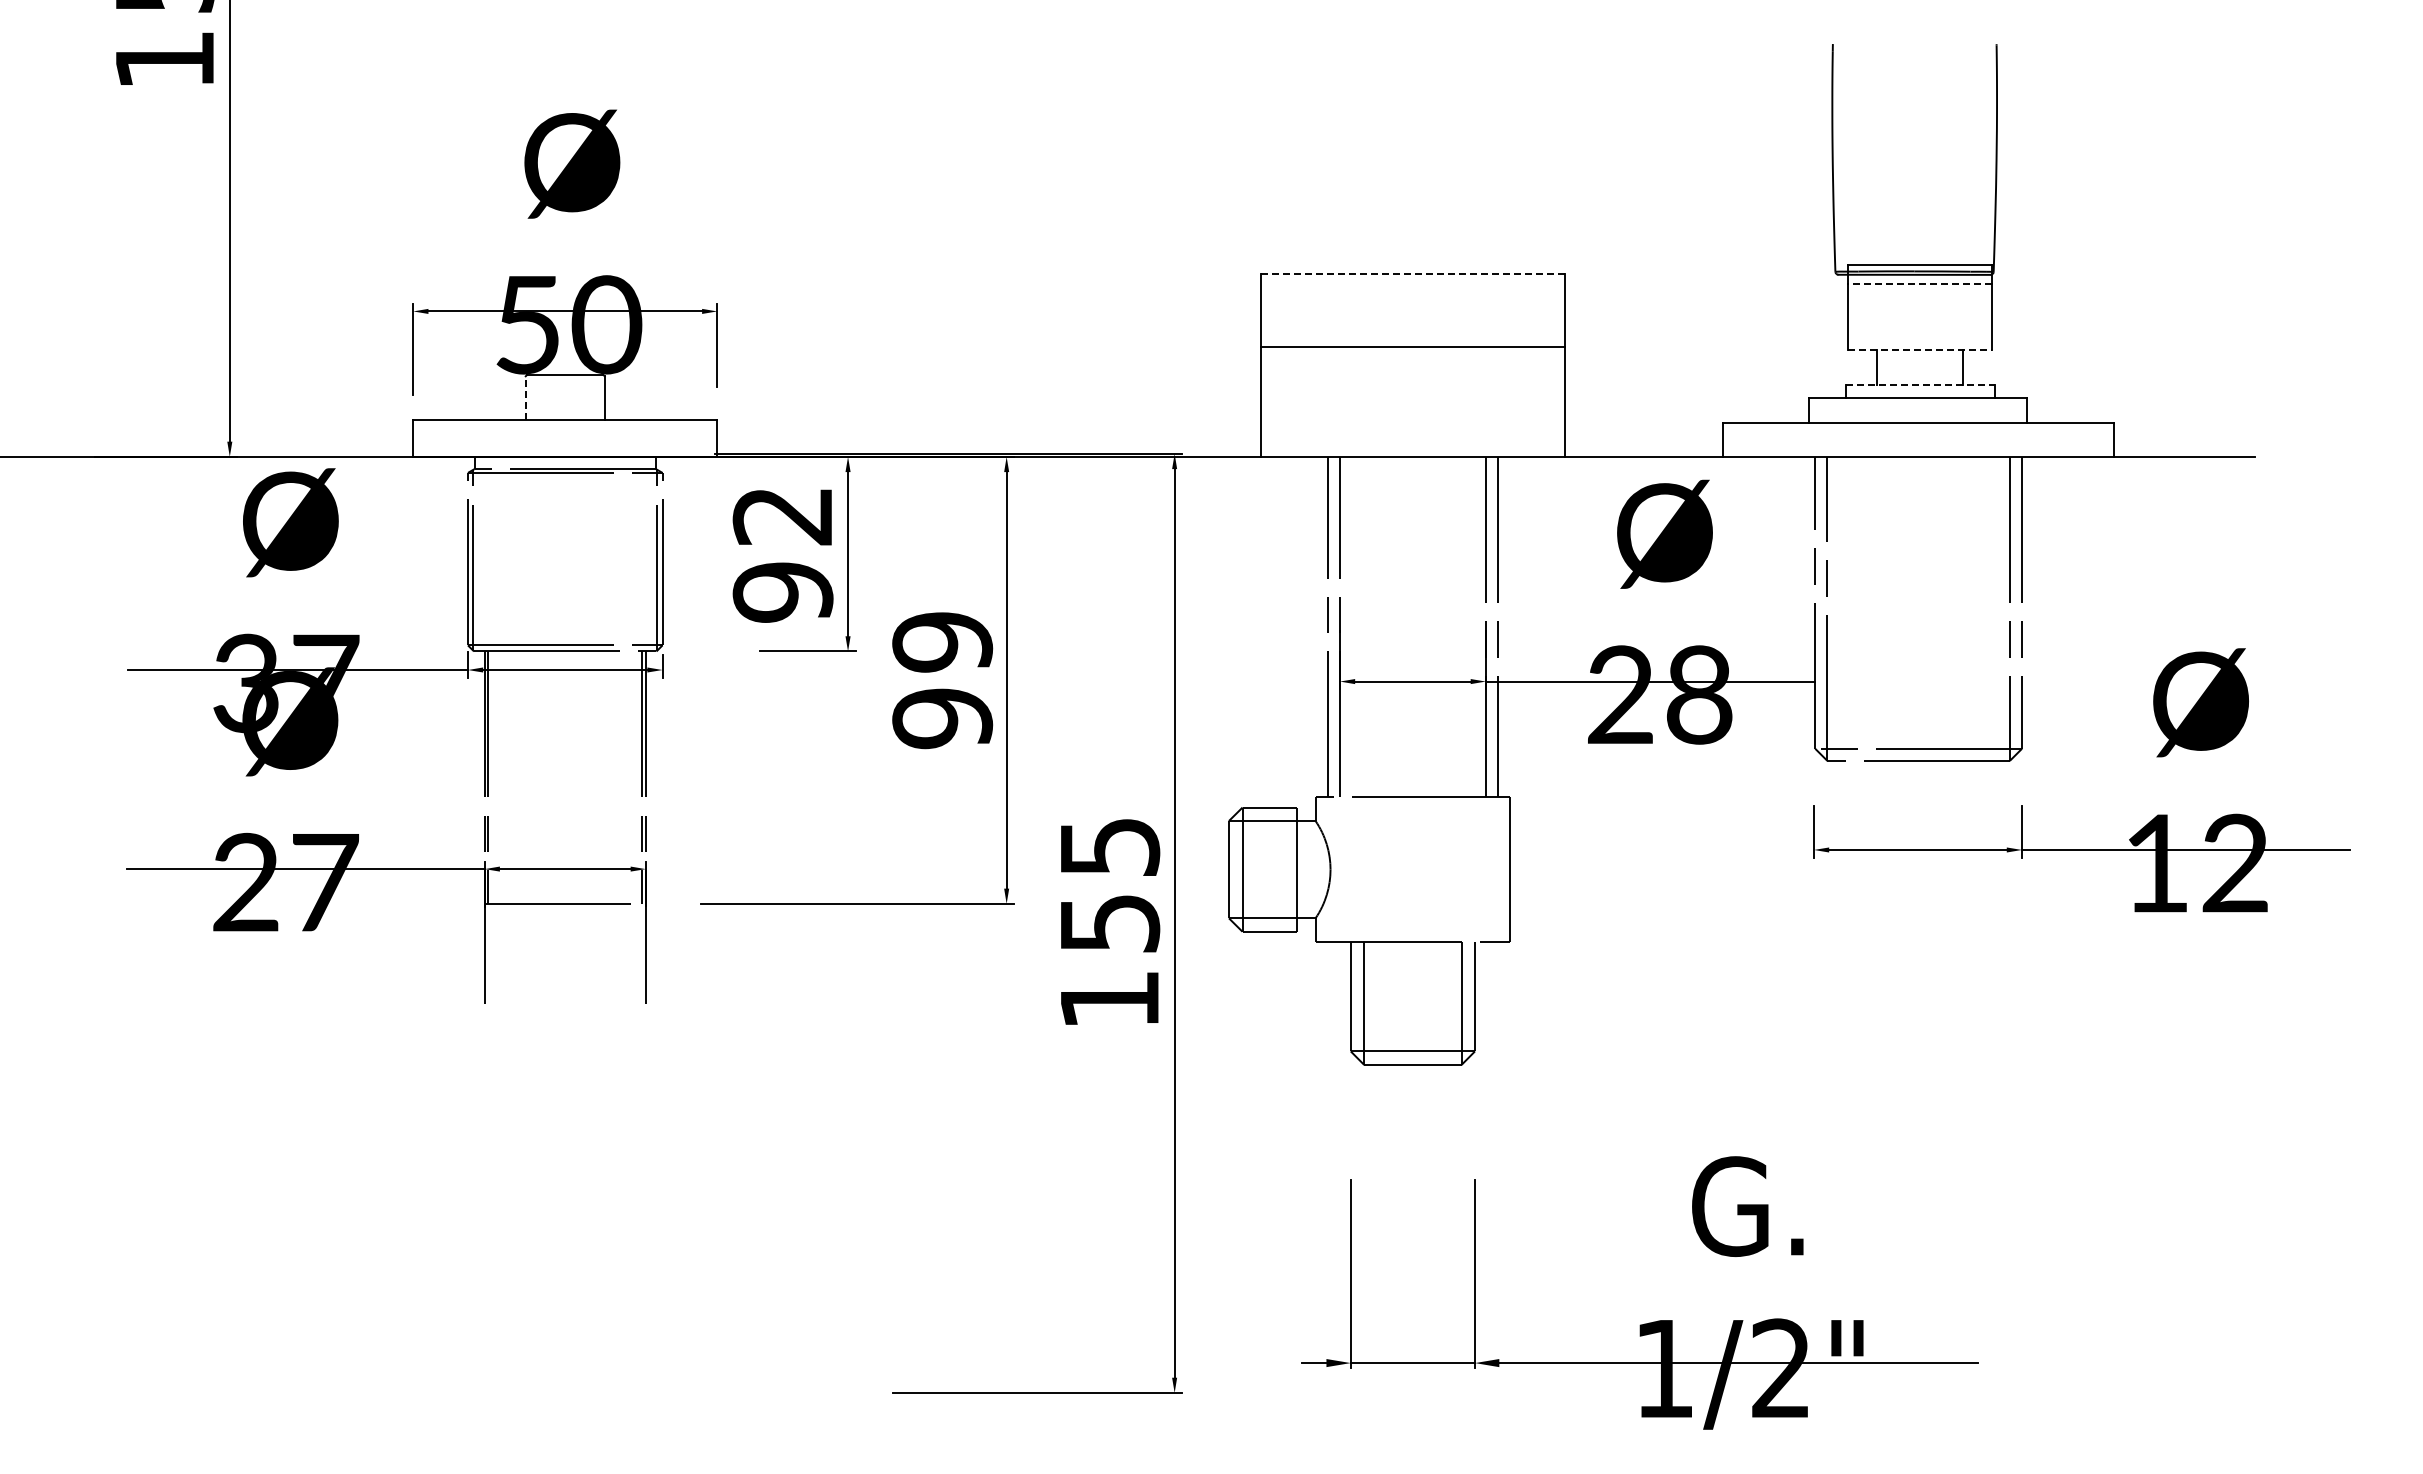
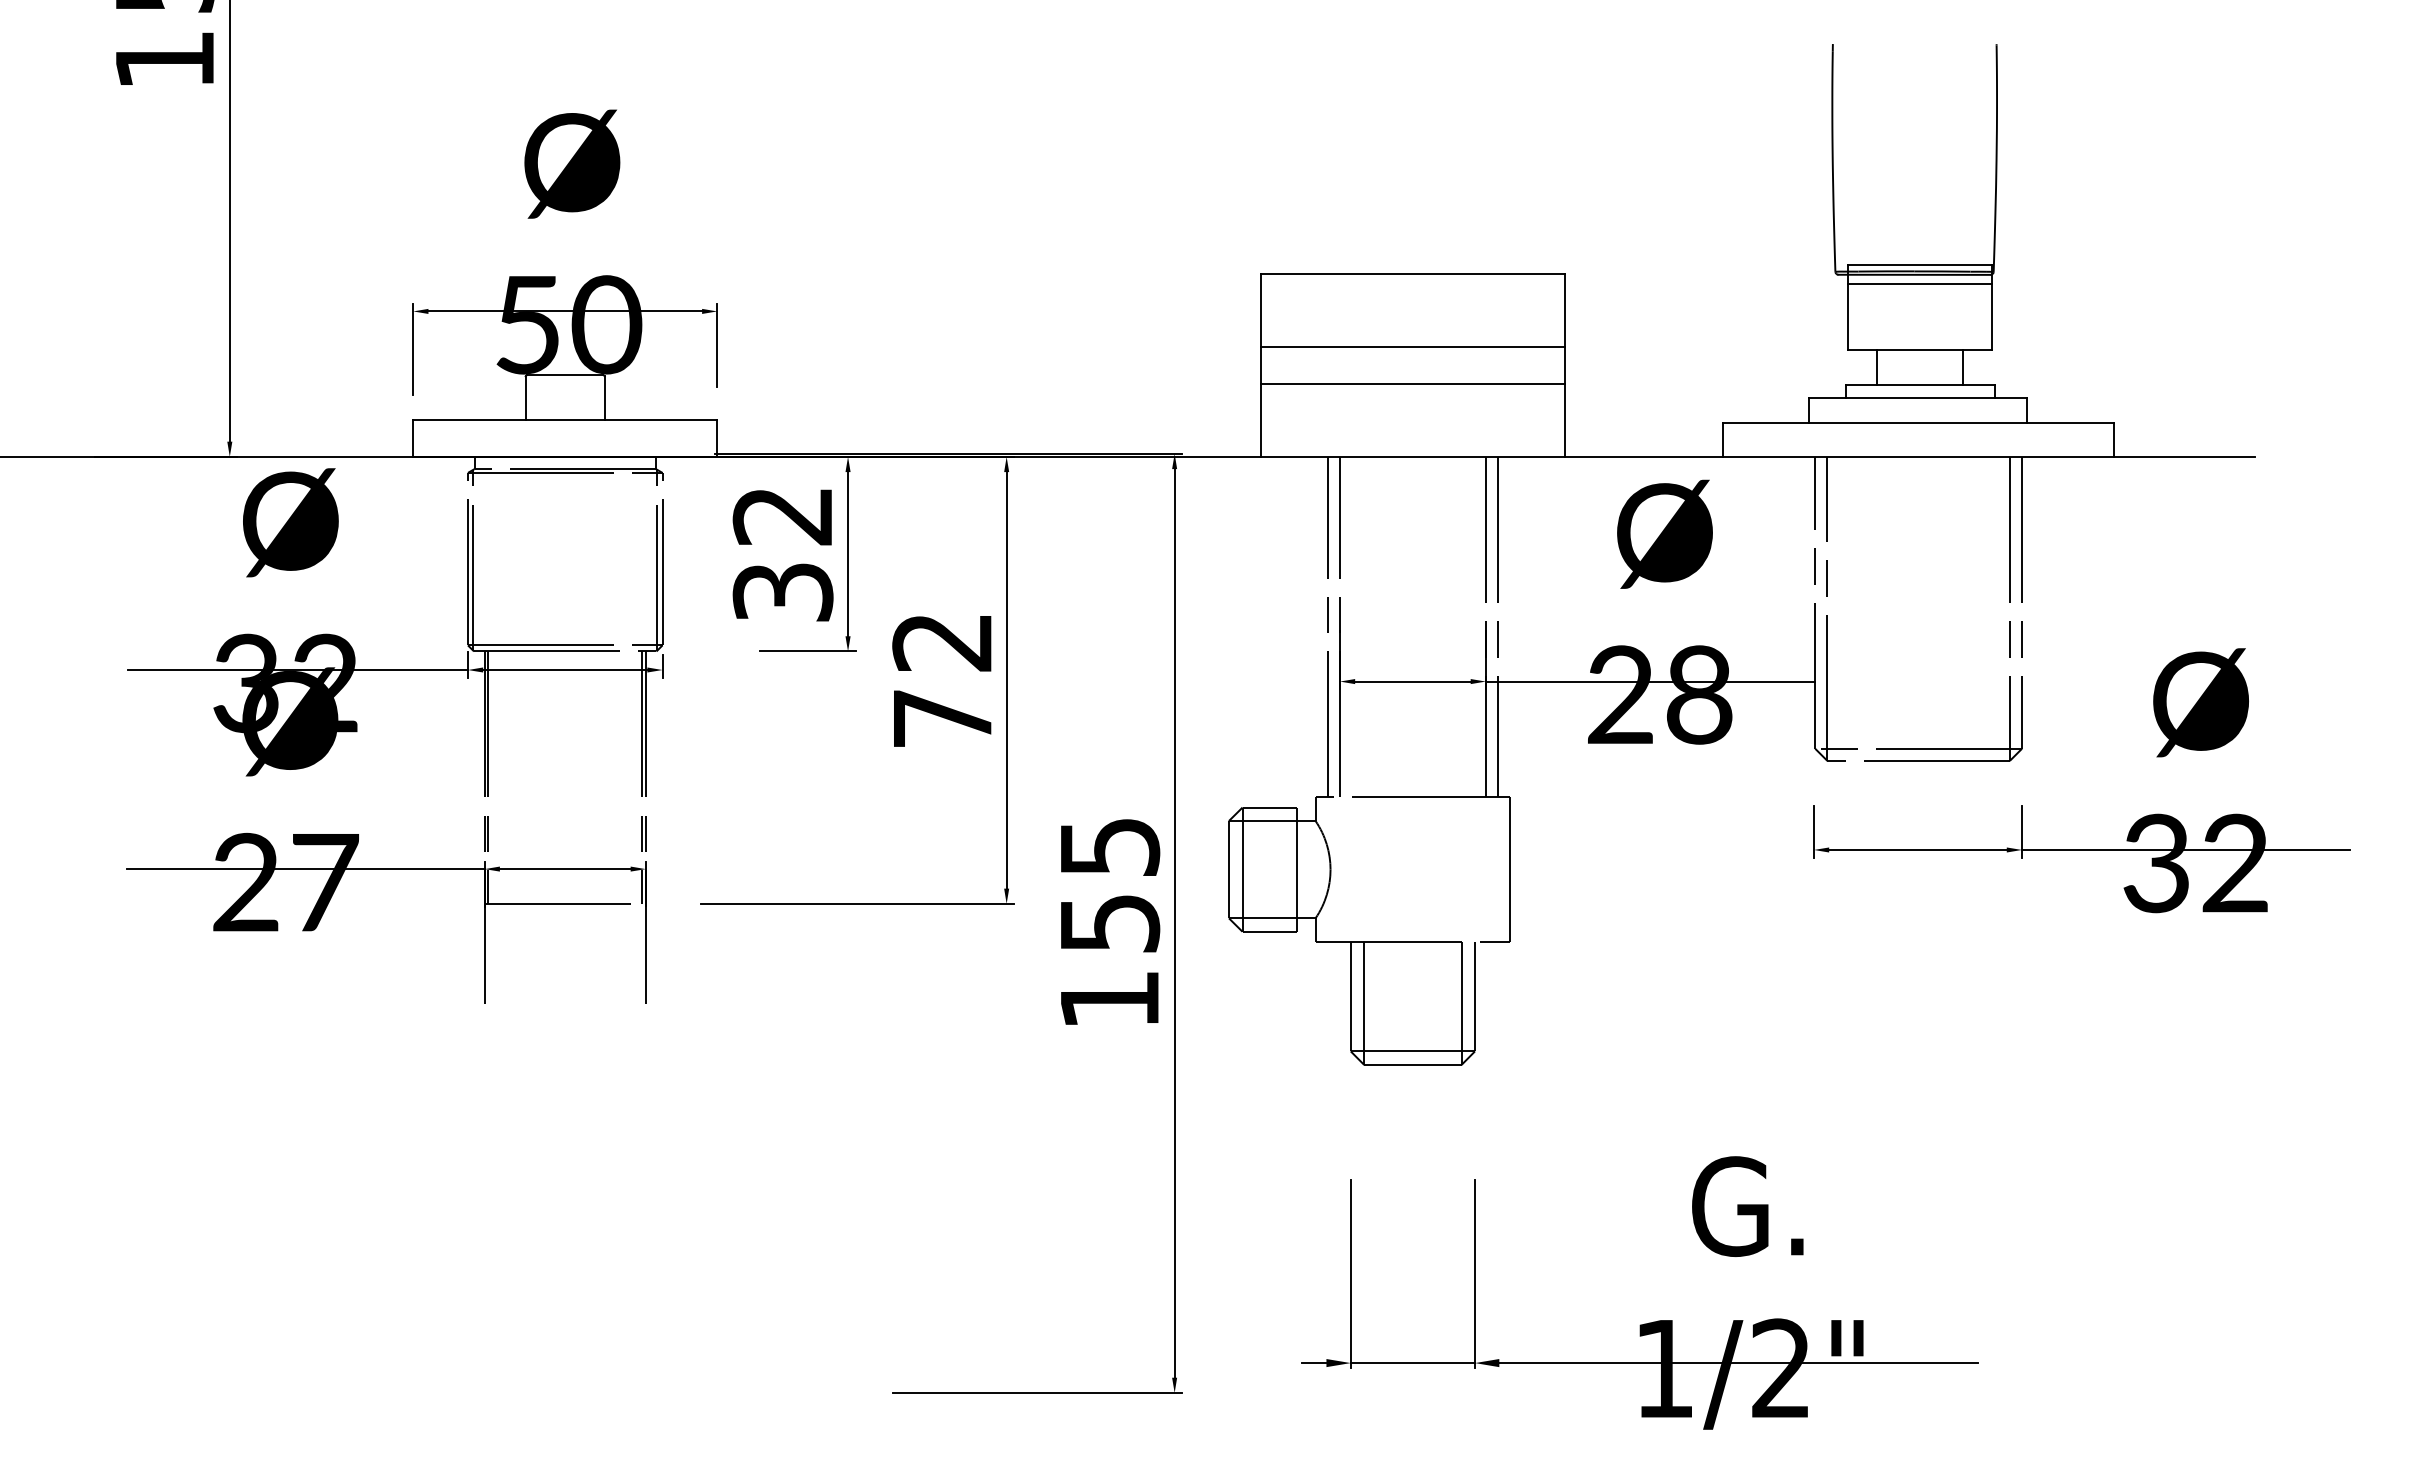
line: dashed -> solid (1413, 274)
line: dashed -> solid (1919, 284)
line: dashed -> solid (1919, 350)
line: none -> present (1412, 383)
line: dashed -> solid (1920, 385)
line: dashed -> solid (525, 397)
text: 92 -> 32 (782, 592)
text: 99 -> 72 (942, 680)
text: 37 -> 32 (326, 682)
text: 12 -> 32 (2155, 863)
